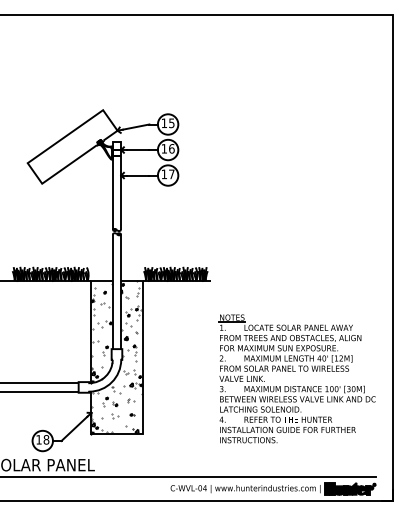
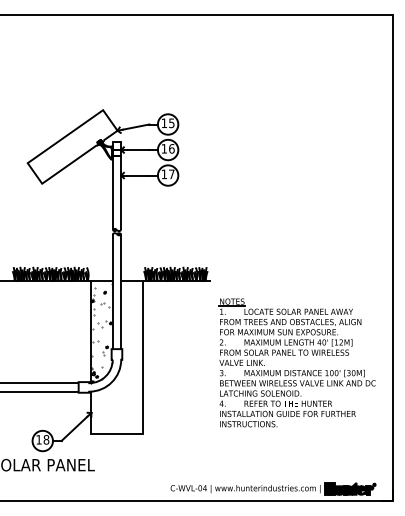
hatch: present -> none (116, 357)
part position: (295, 371) -> (295, 355) (295, 355)
line: present -> none (189, 477)
